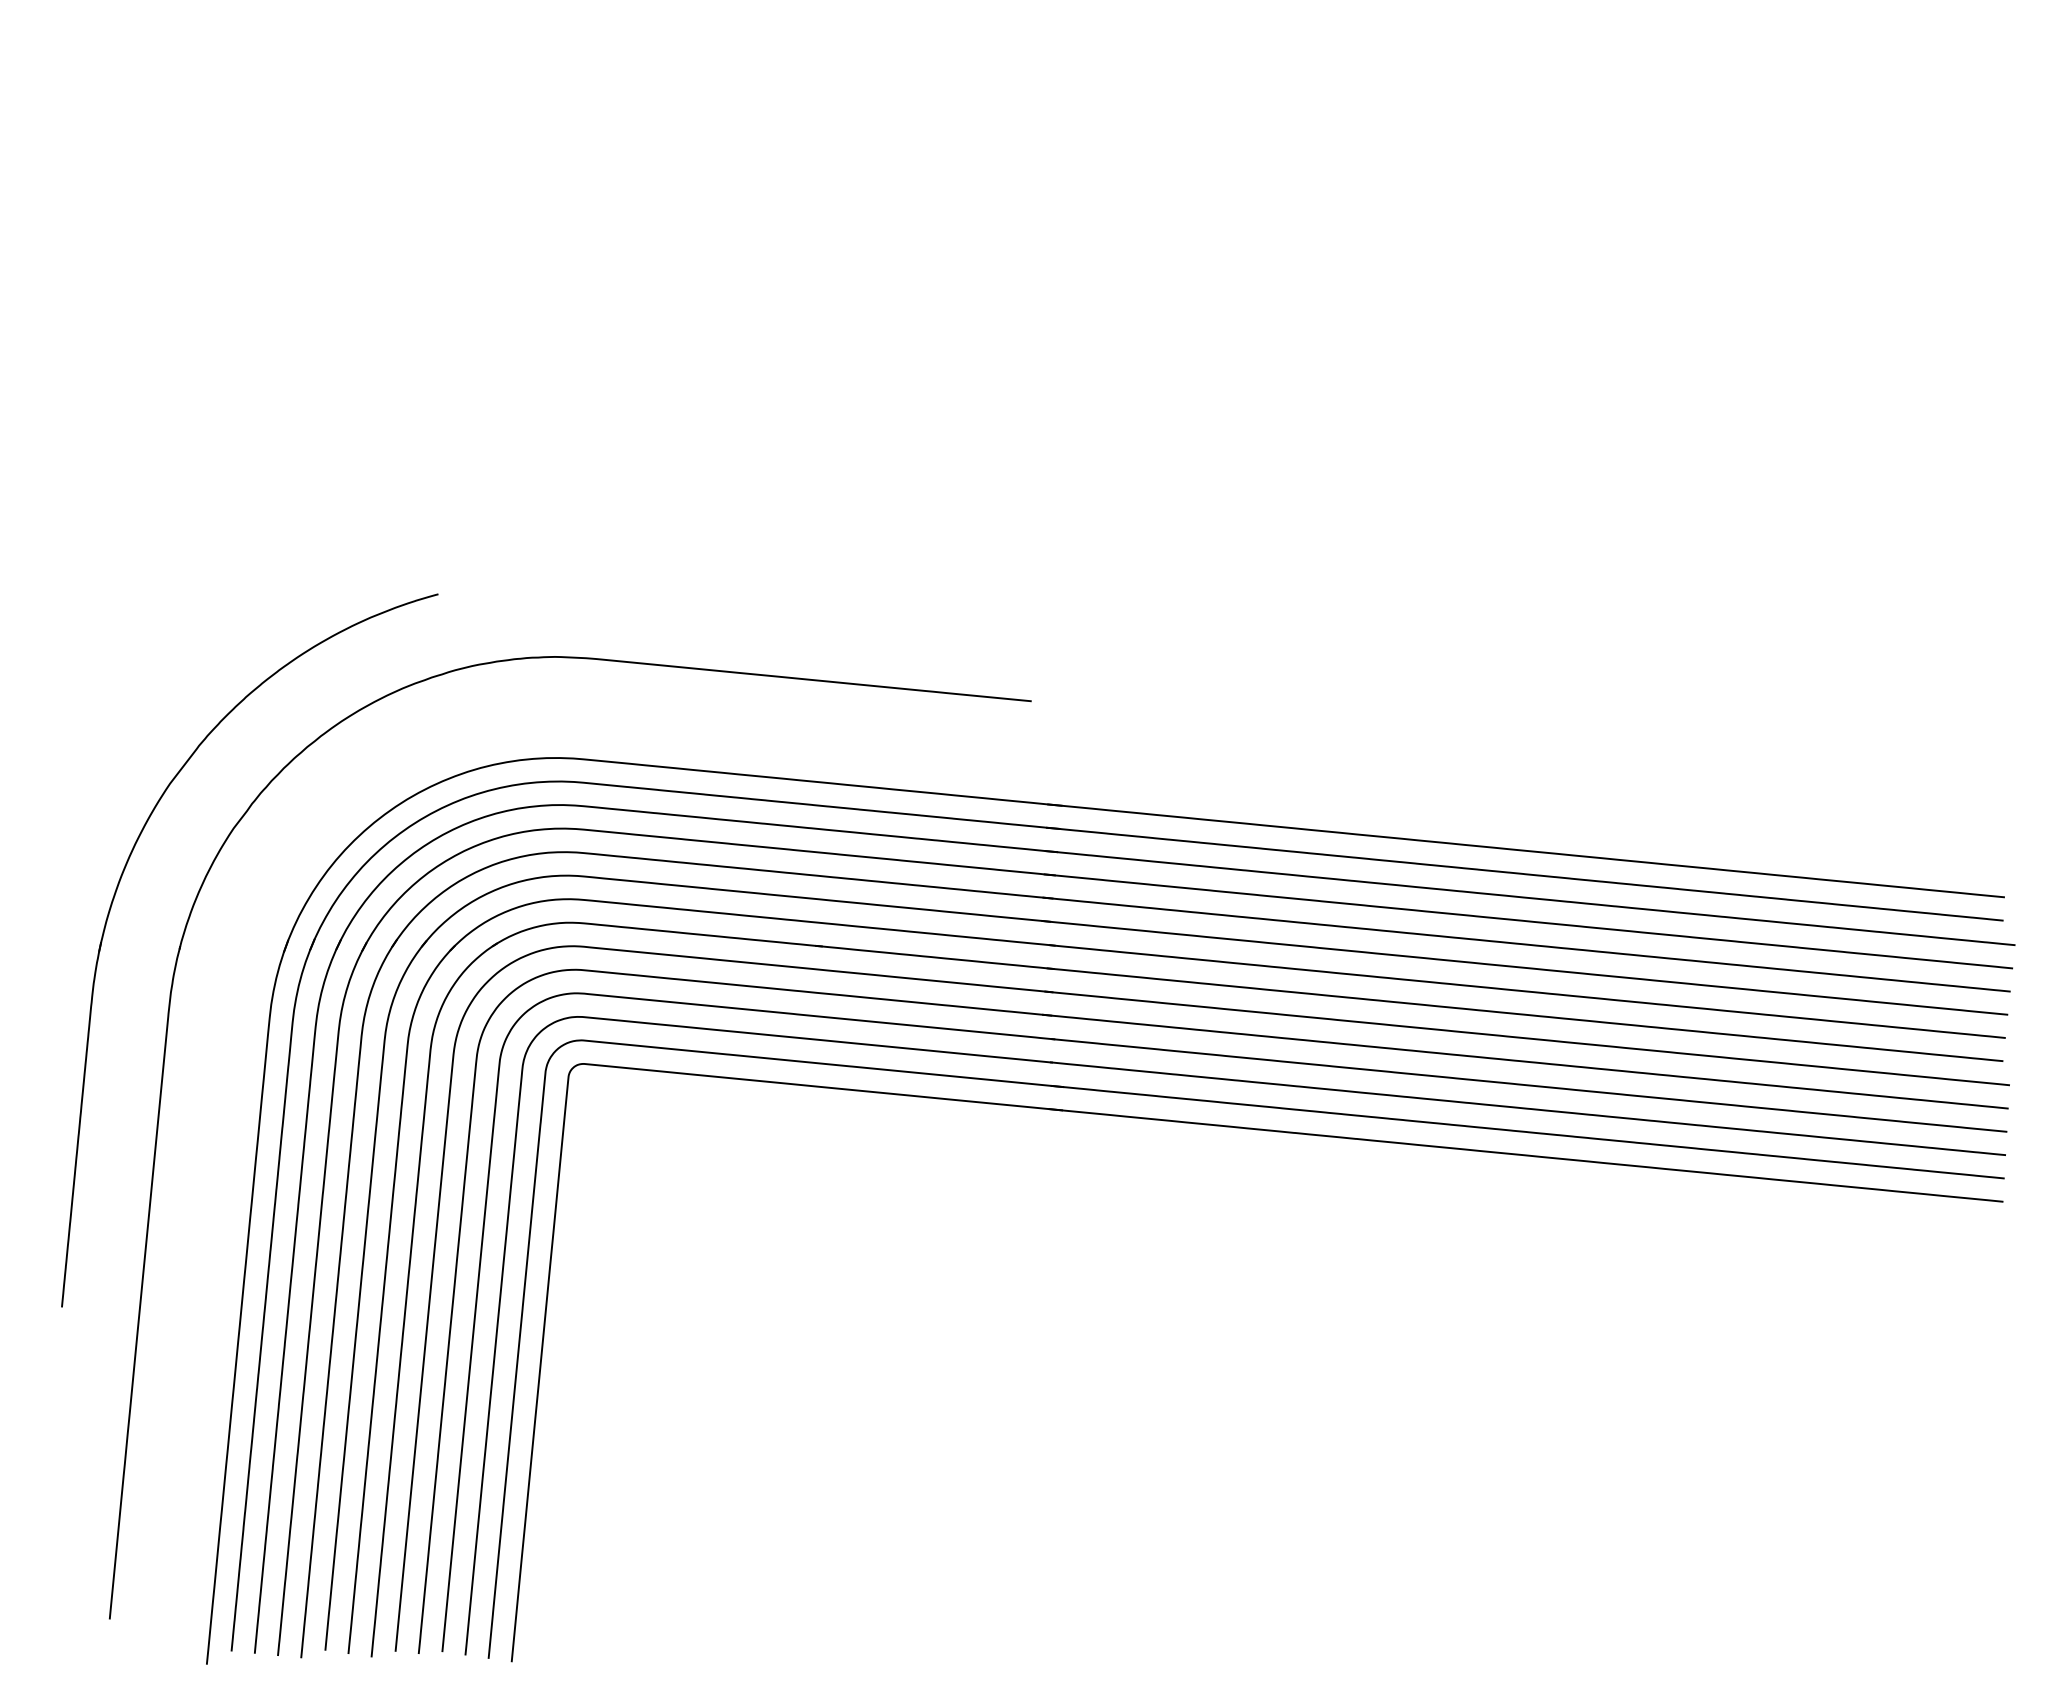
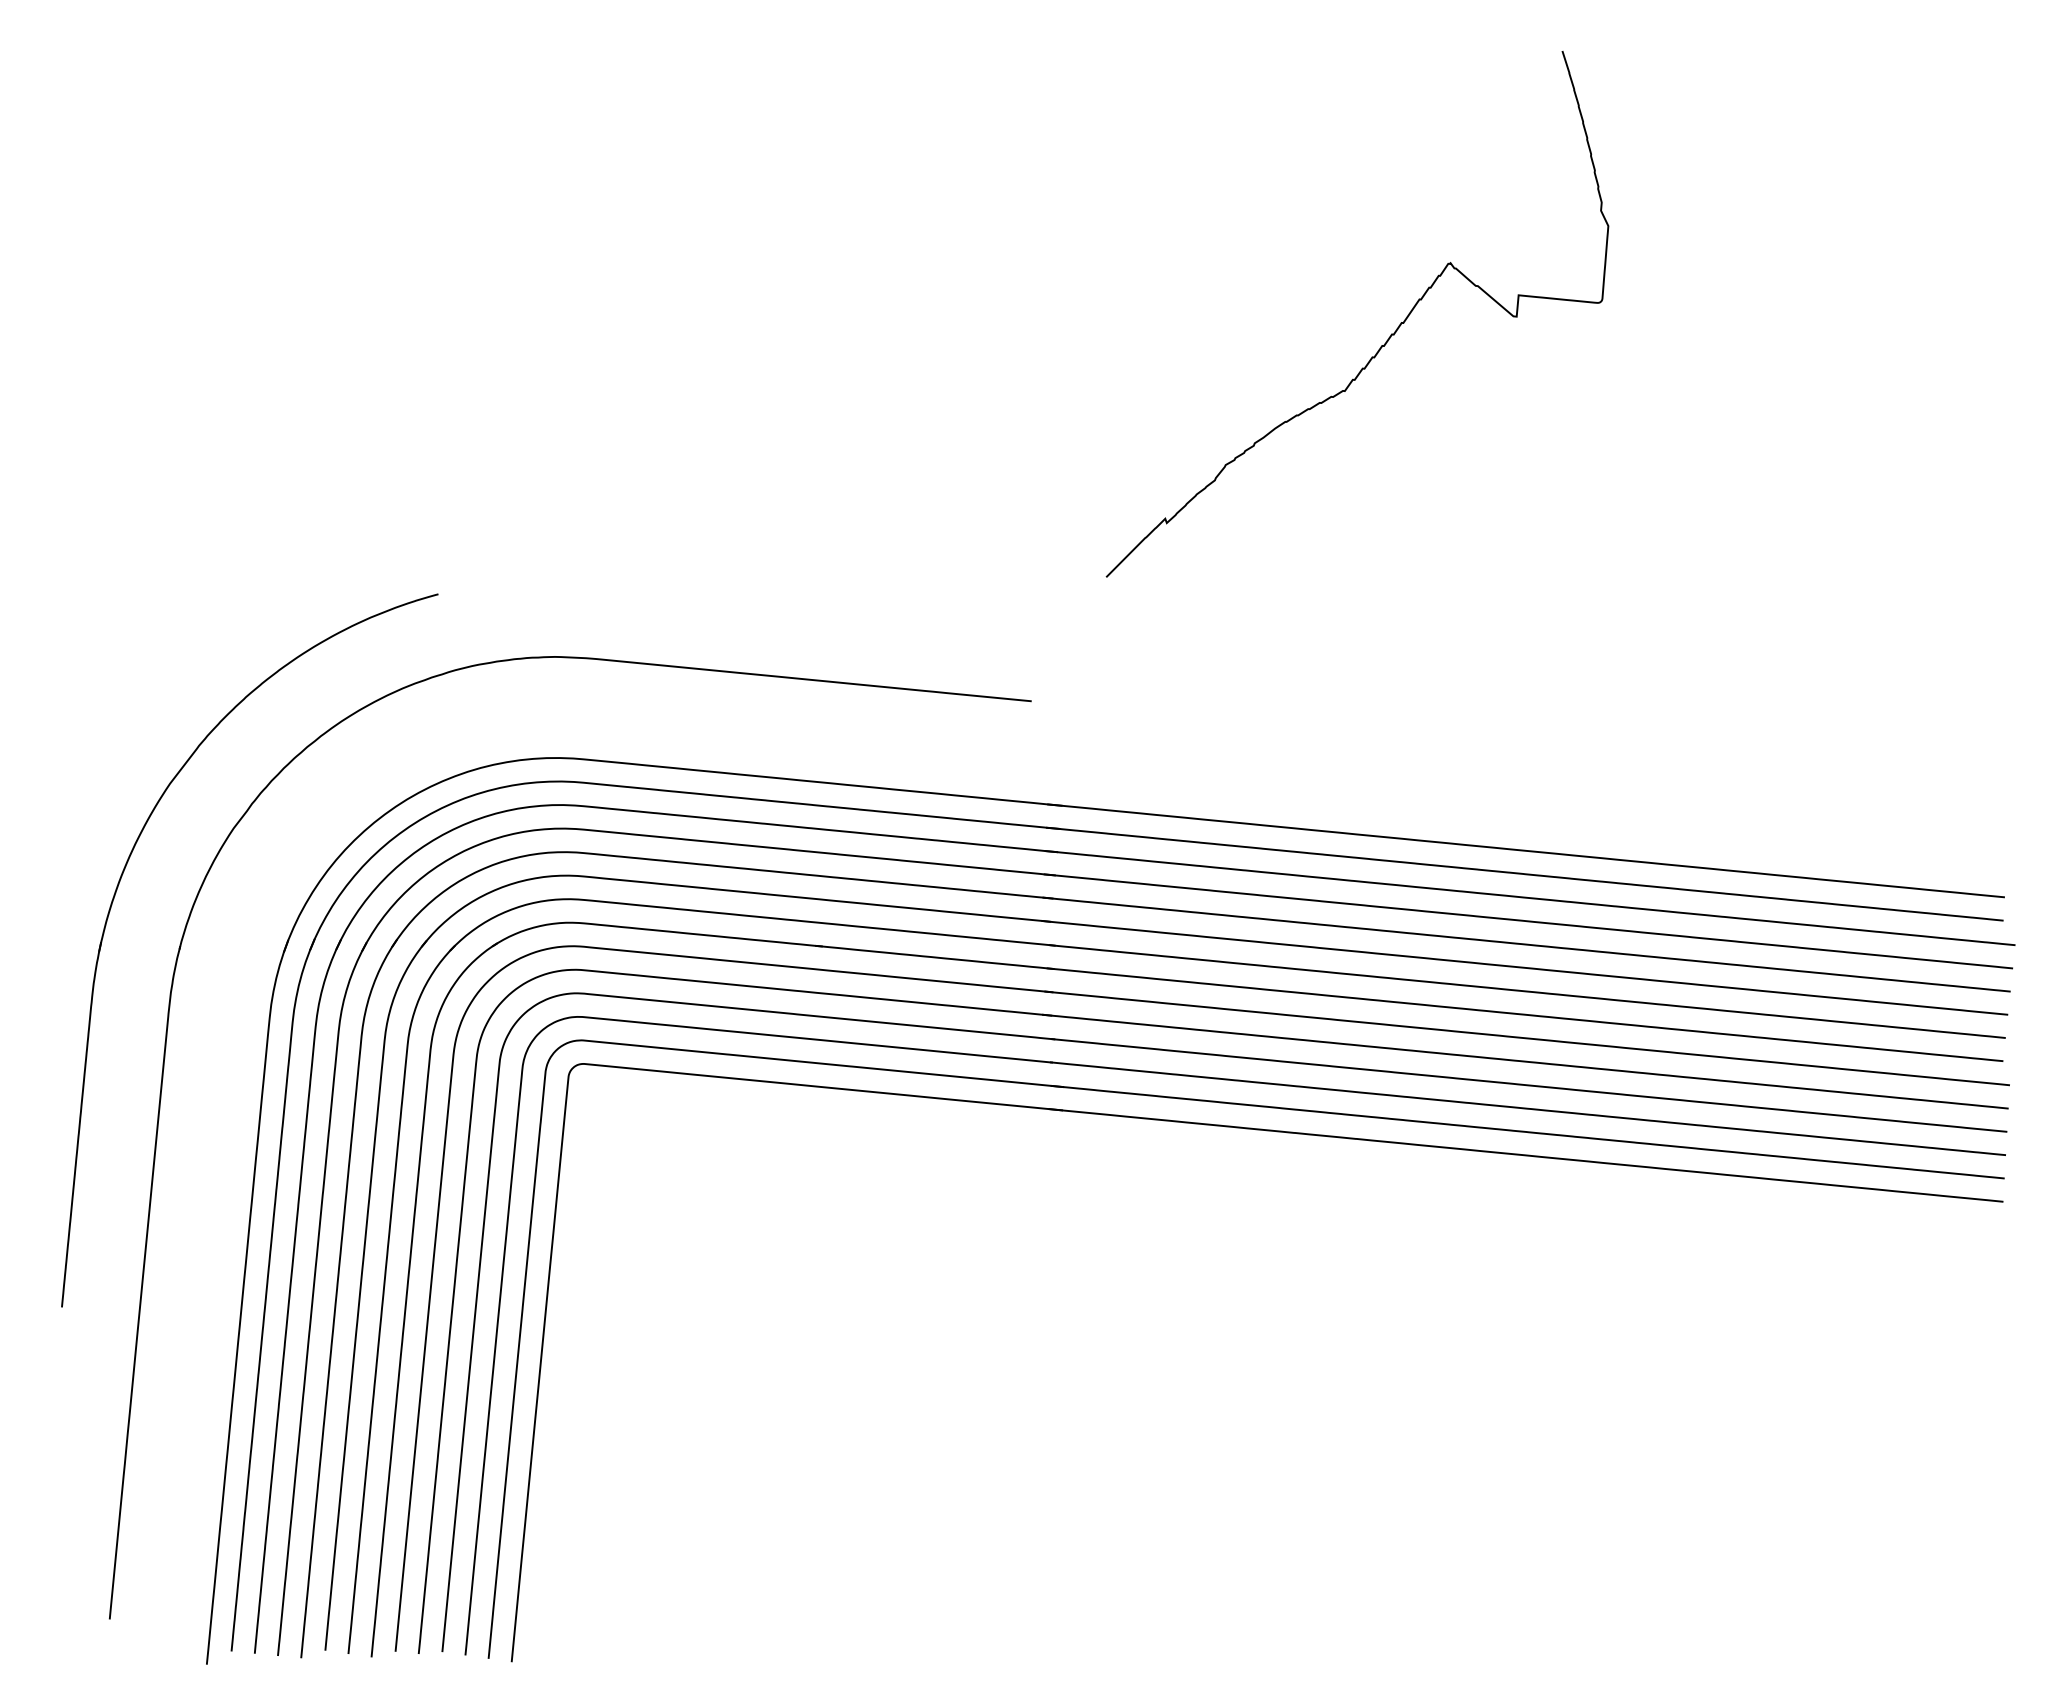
curve: none -> present (1390, 334)
